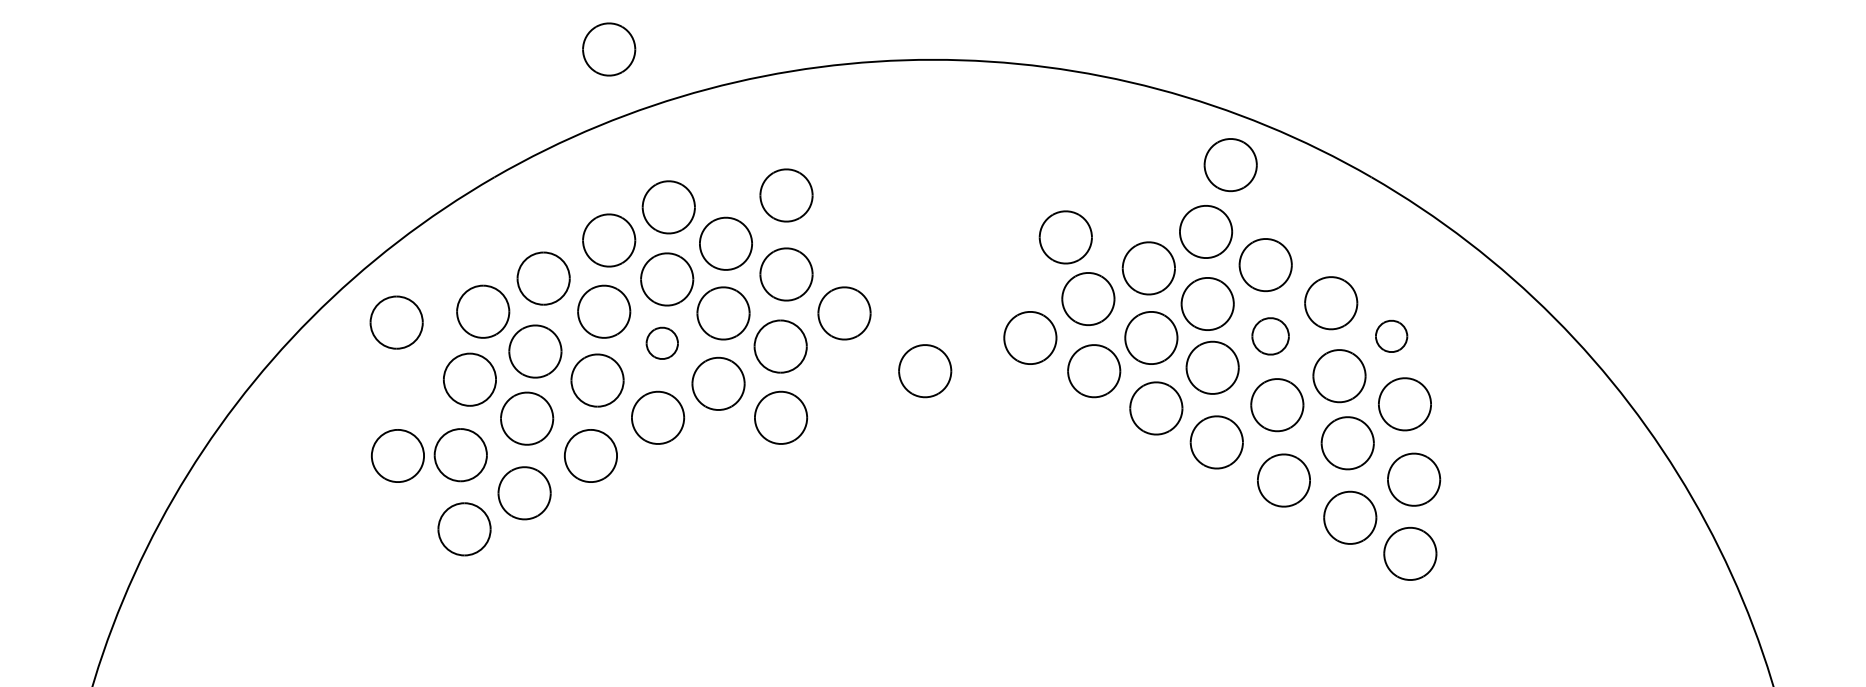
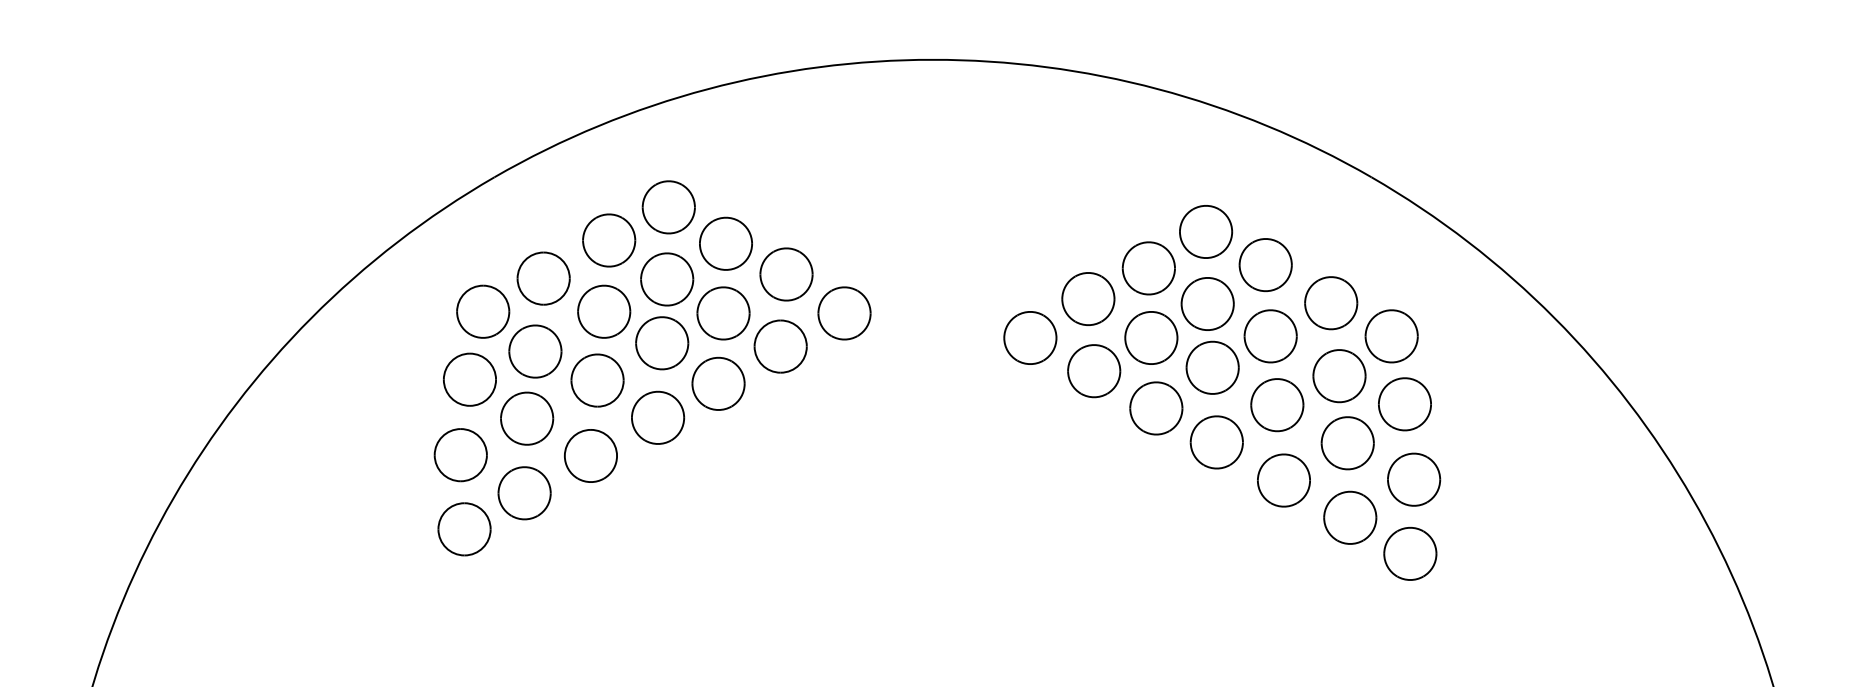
part: present -> none (609, 49)
part: present -> none (1230, 165)
part: present -> none (786, 195)
part: present -> none (1065, 237)
part: present -> none (396, 322)
part size: 39x39 px -> 55x55 px (1270, 336)
part size: 34x33 px -> 55x55 px (1391, 336)
part size: 34x34 px -> 55x55 px (662, 343)
part: present -> none (925, 371)
part: present -> none (781, 417)
part: present -> none (397, 455)
